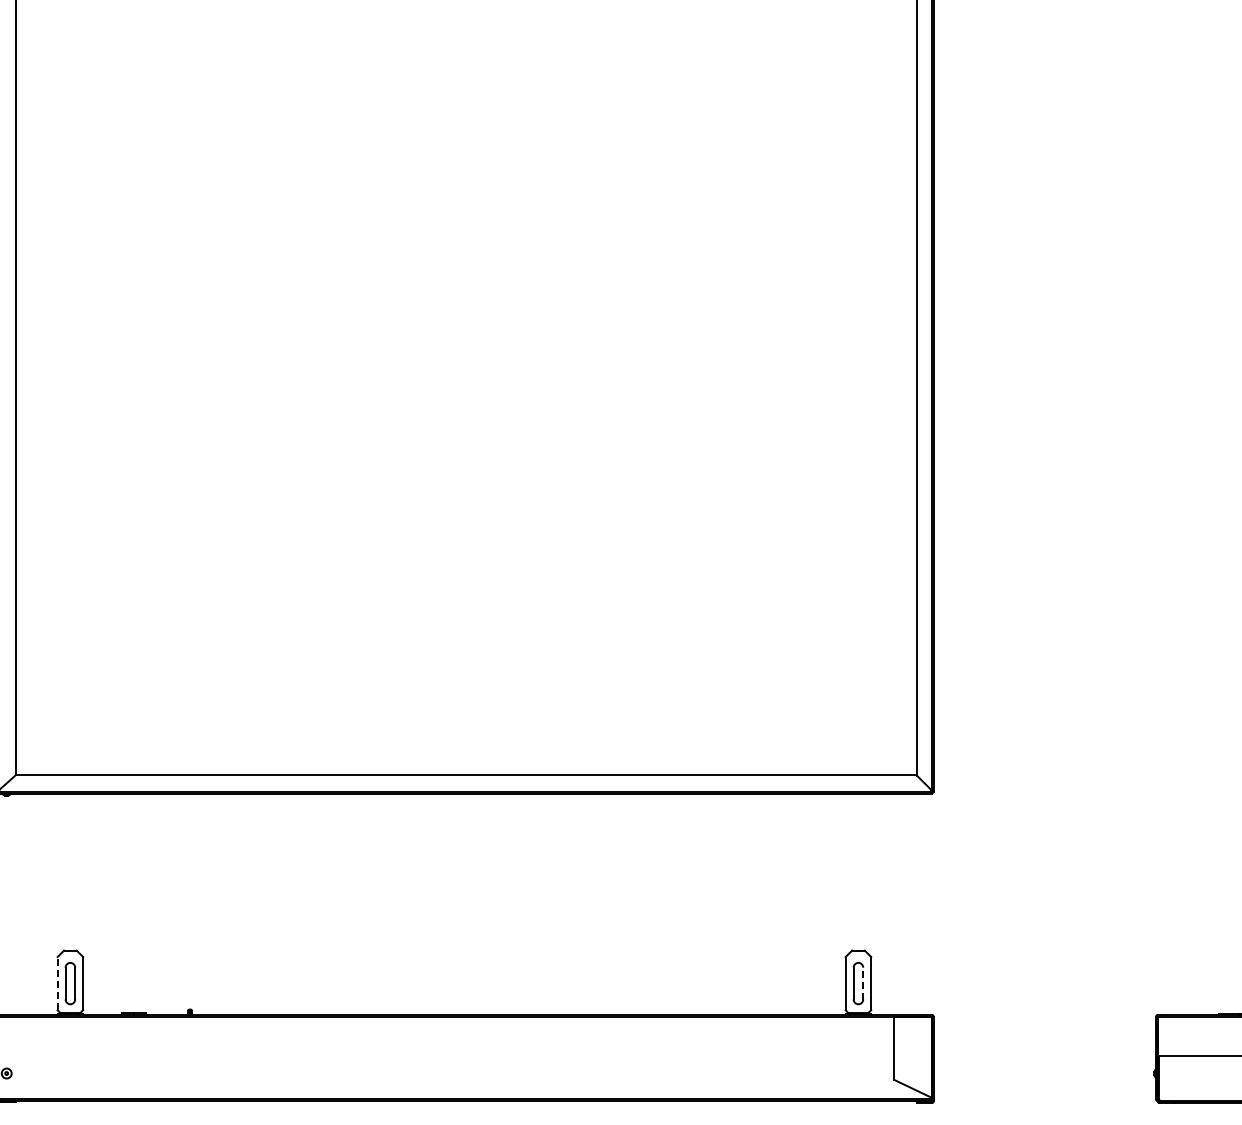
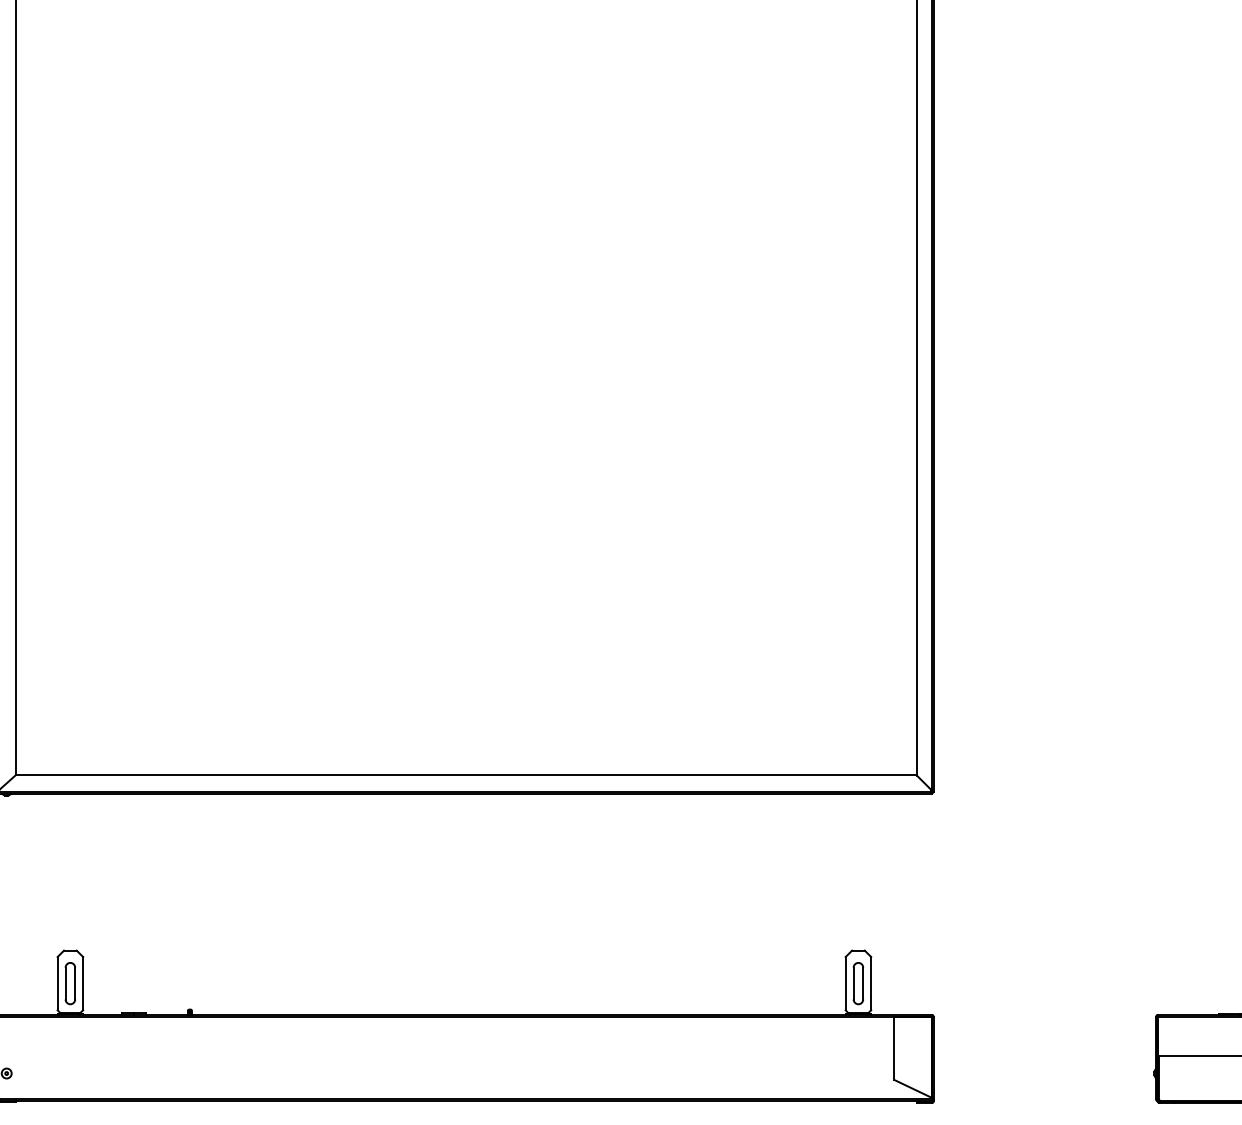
line: dashed -> solid (57, 983)
line: dashed -> solid (863, 983)
